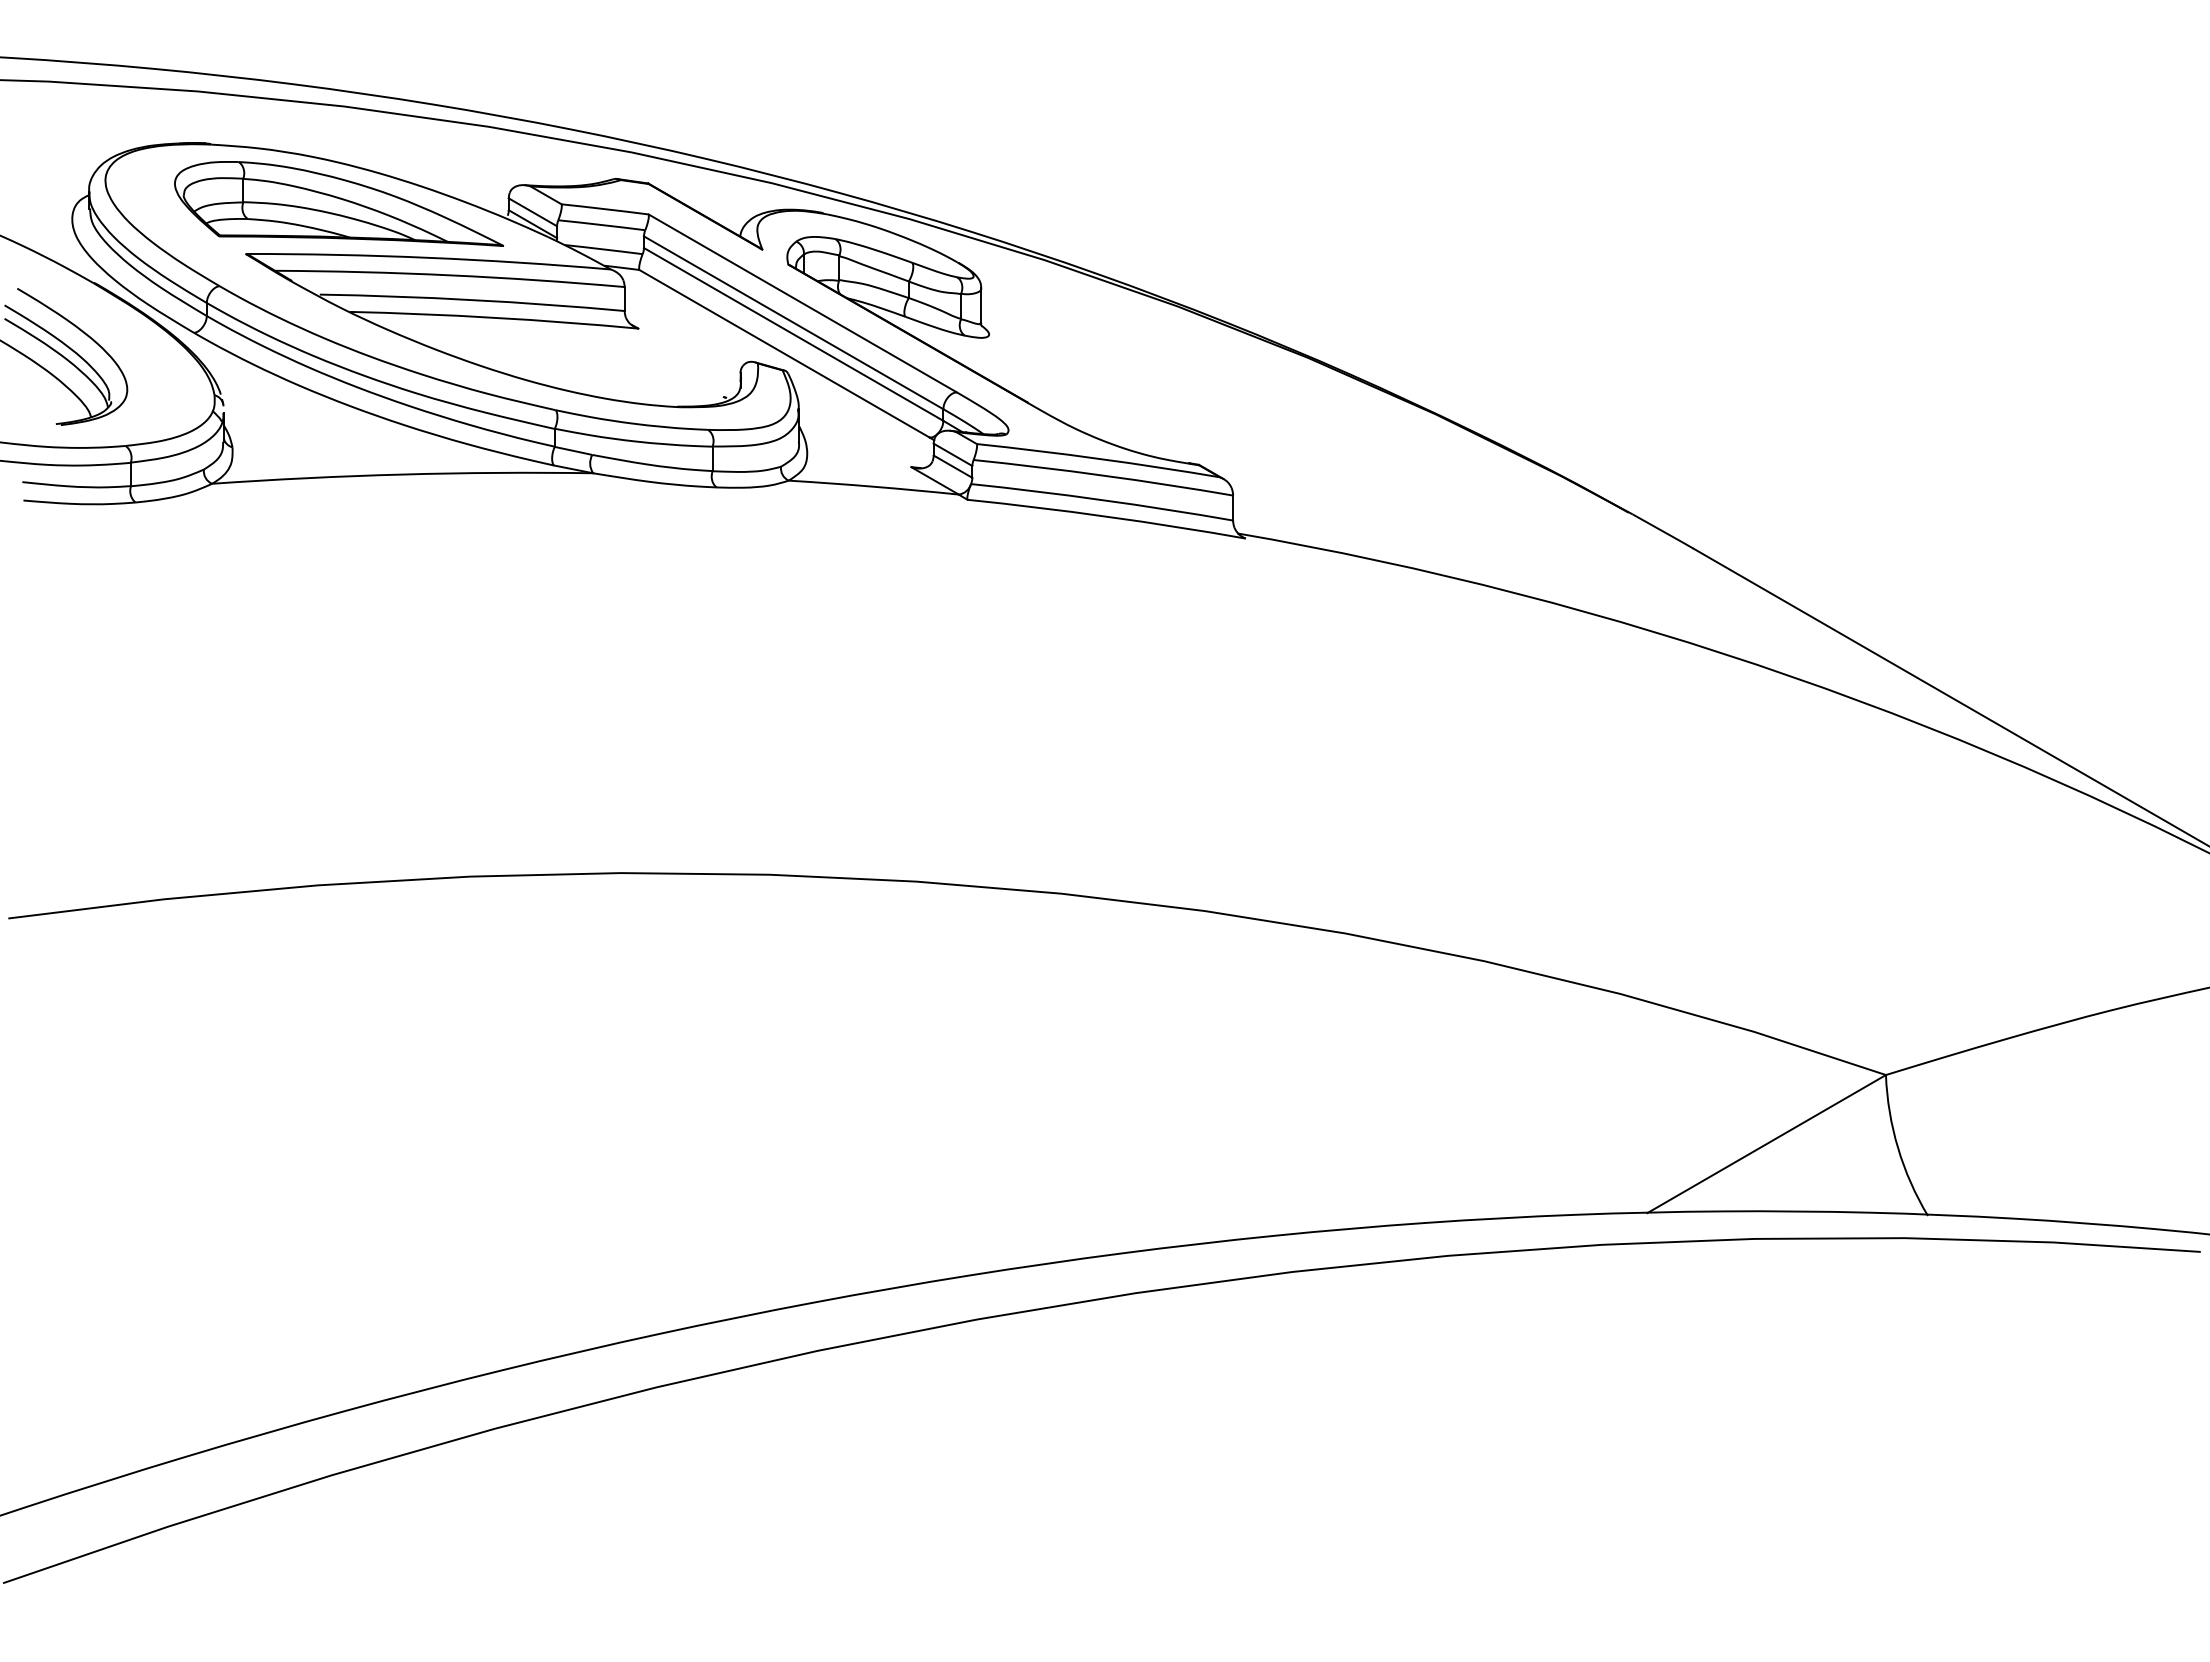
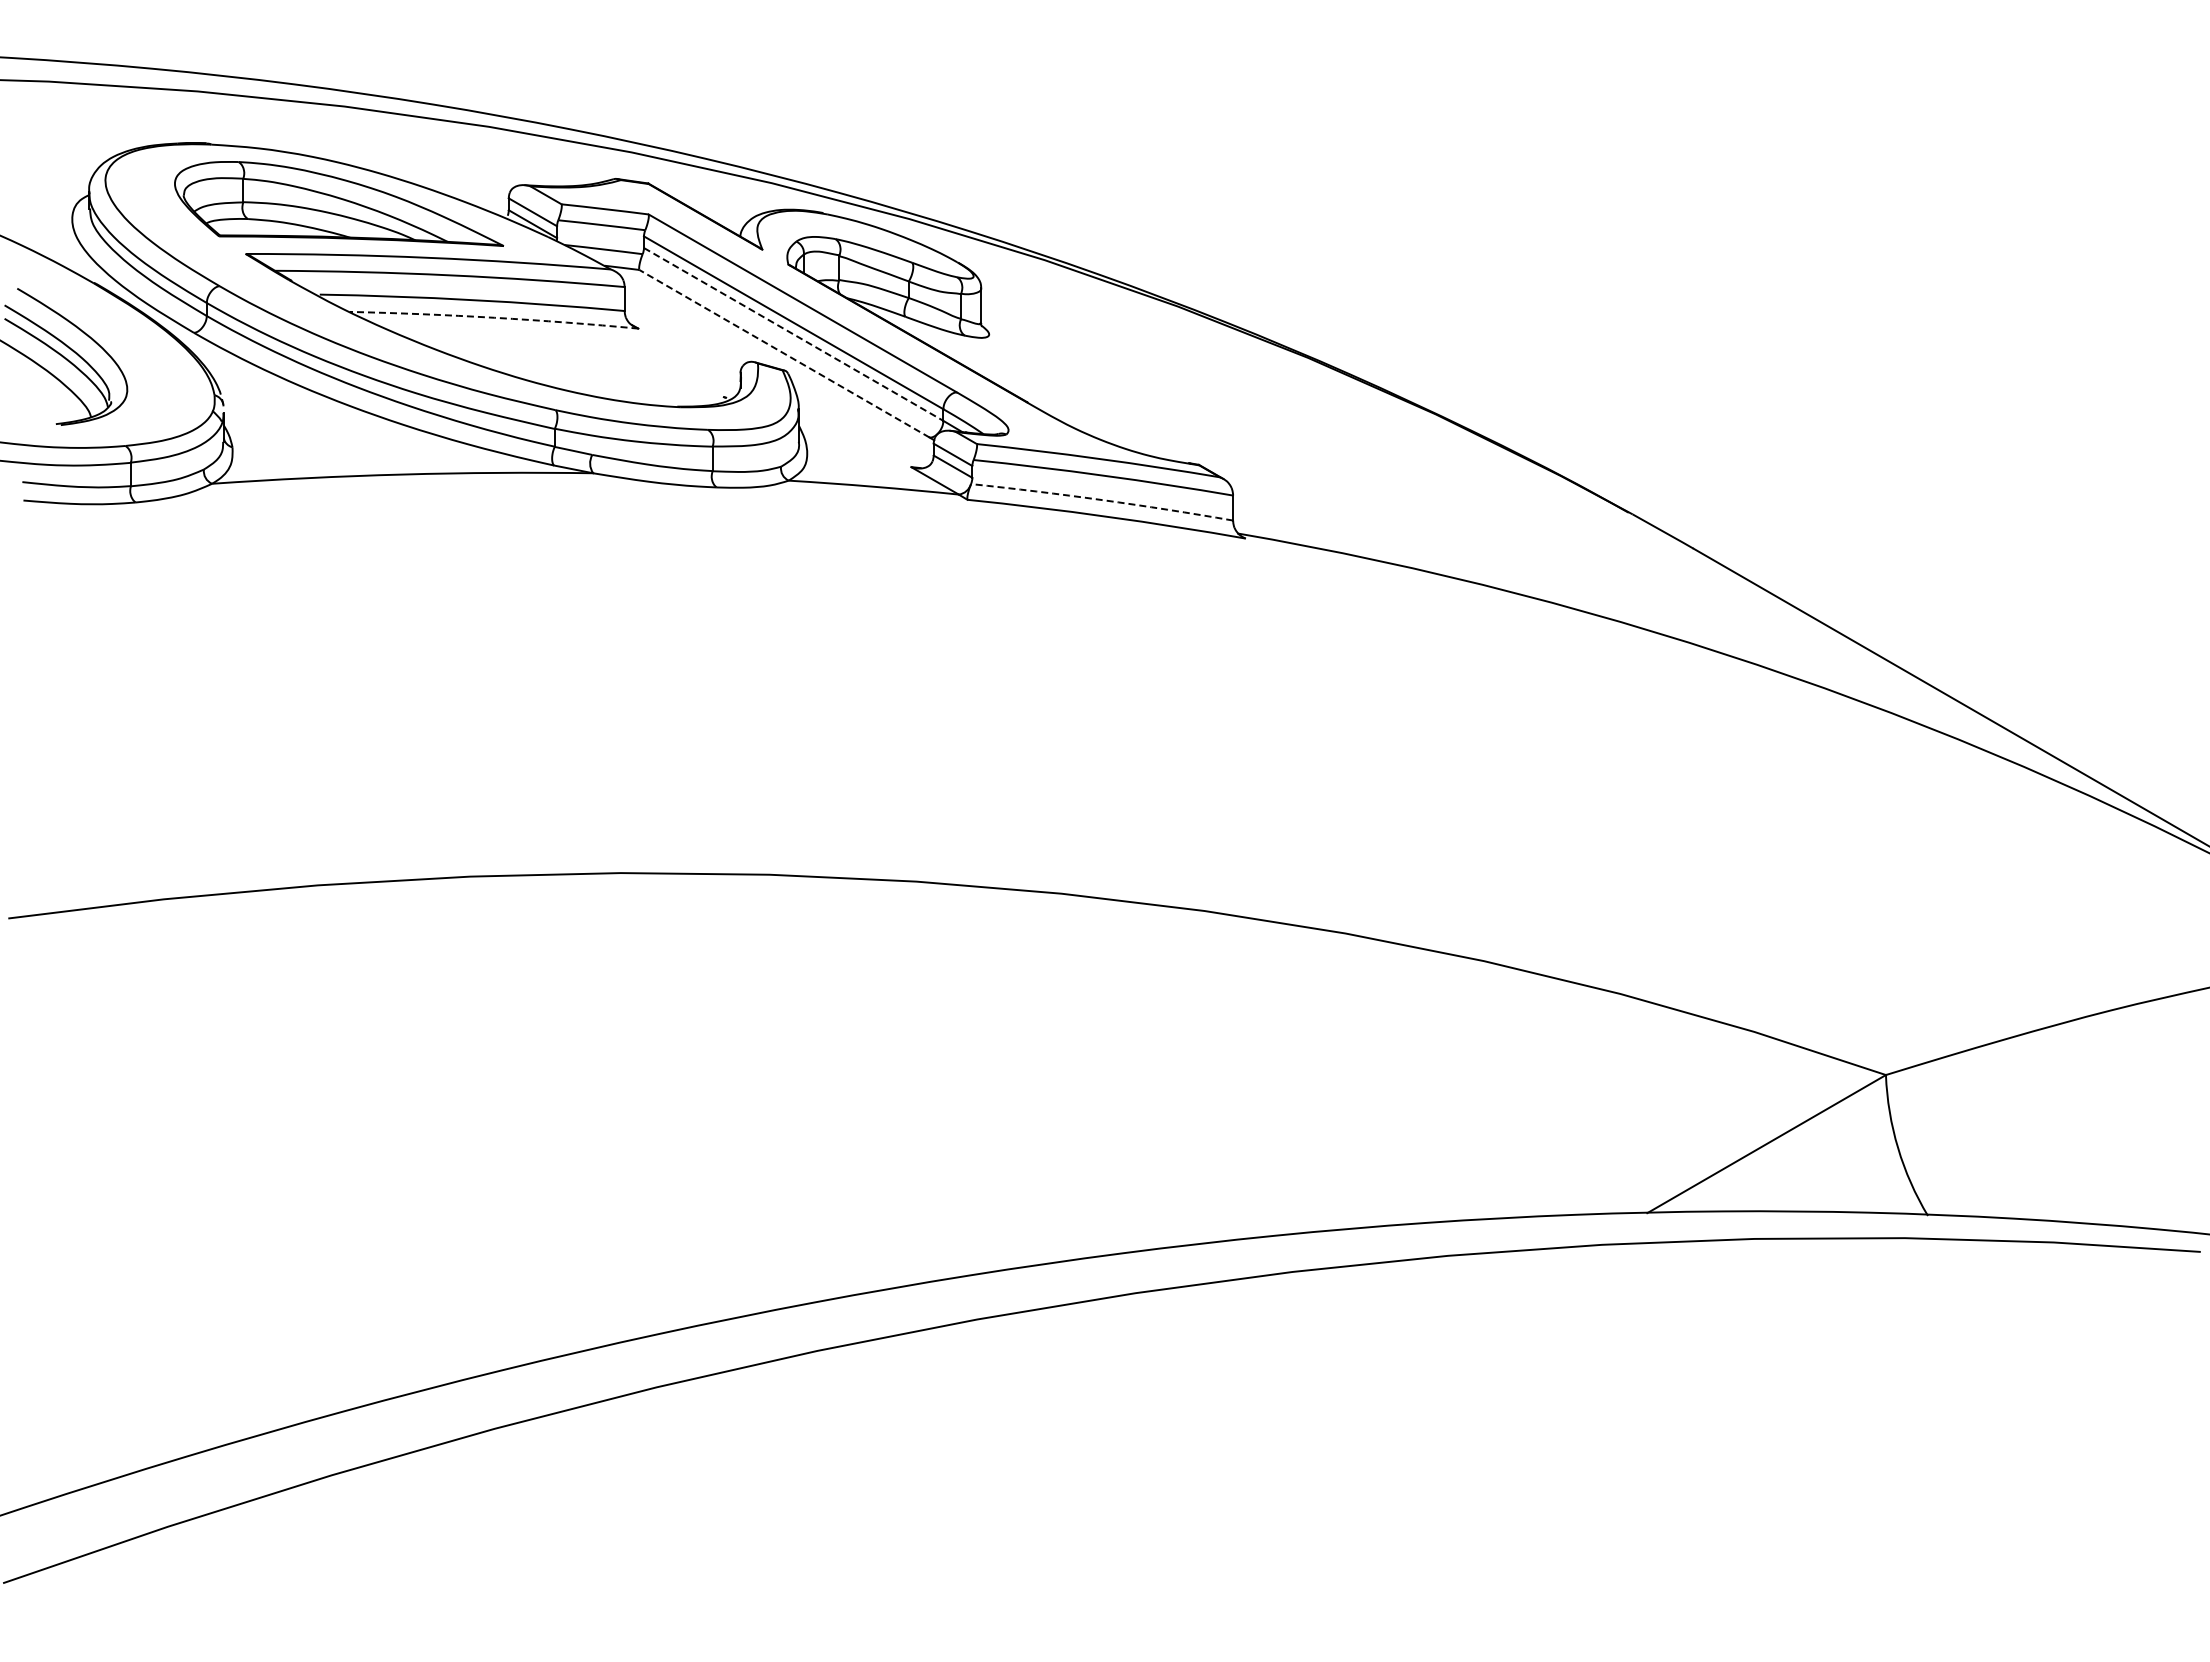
arc: solid -> dashed (494, 317)
line: solid -> dashed (793, 334)
line: solid -> dashed (784, 353)
arc: solid -> dashed (1102, 500)
